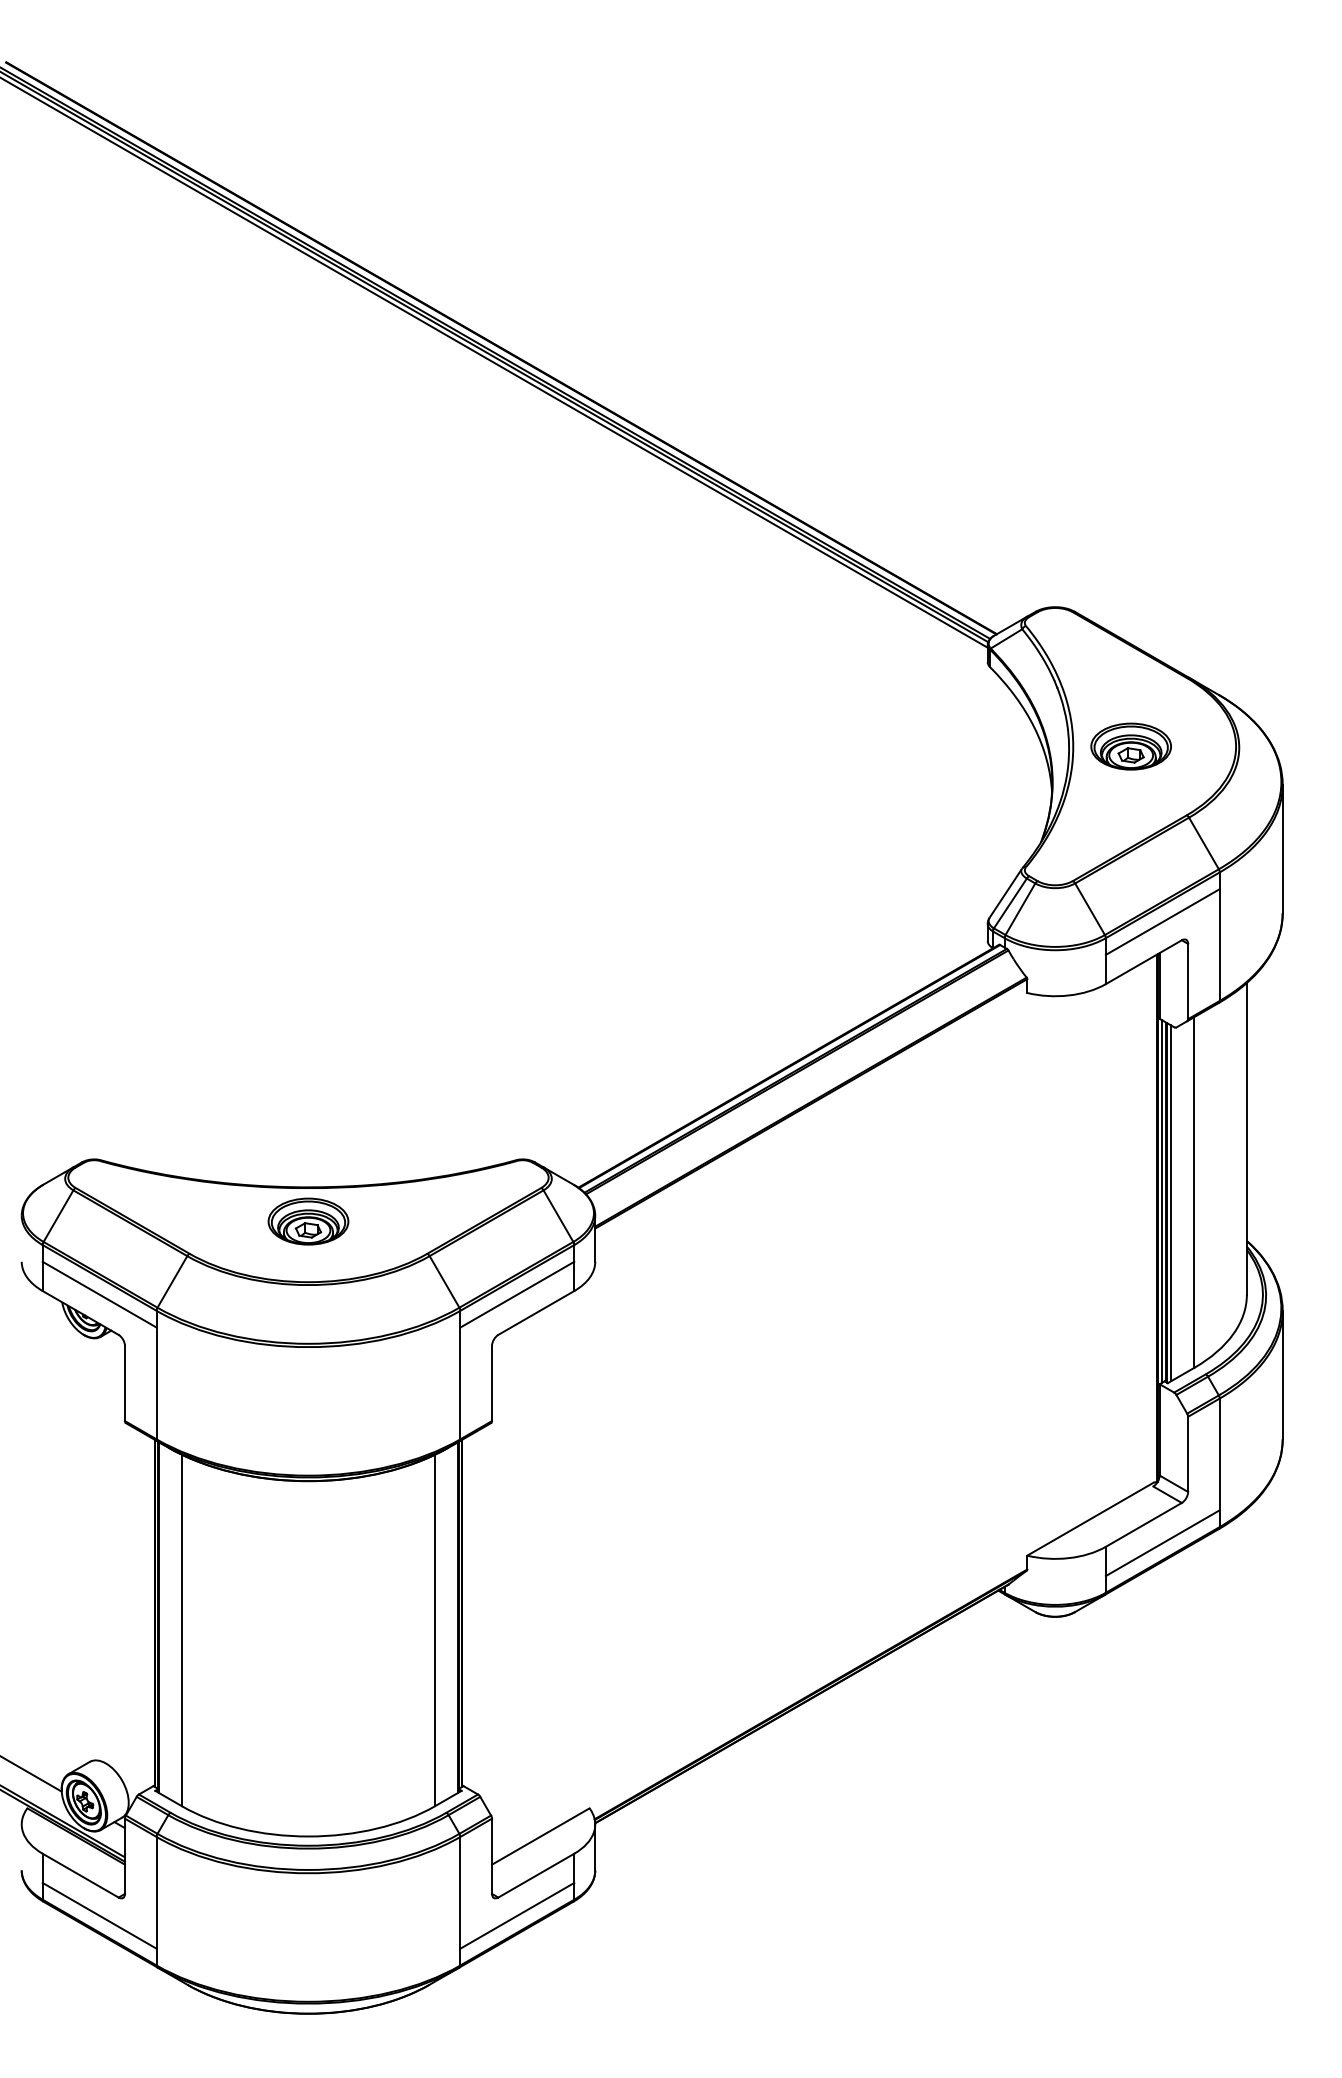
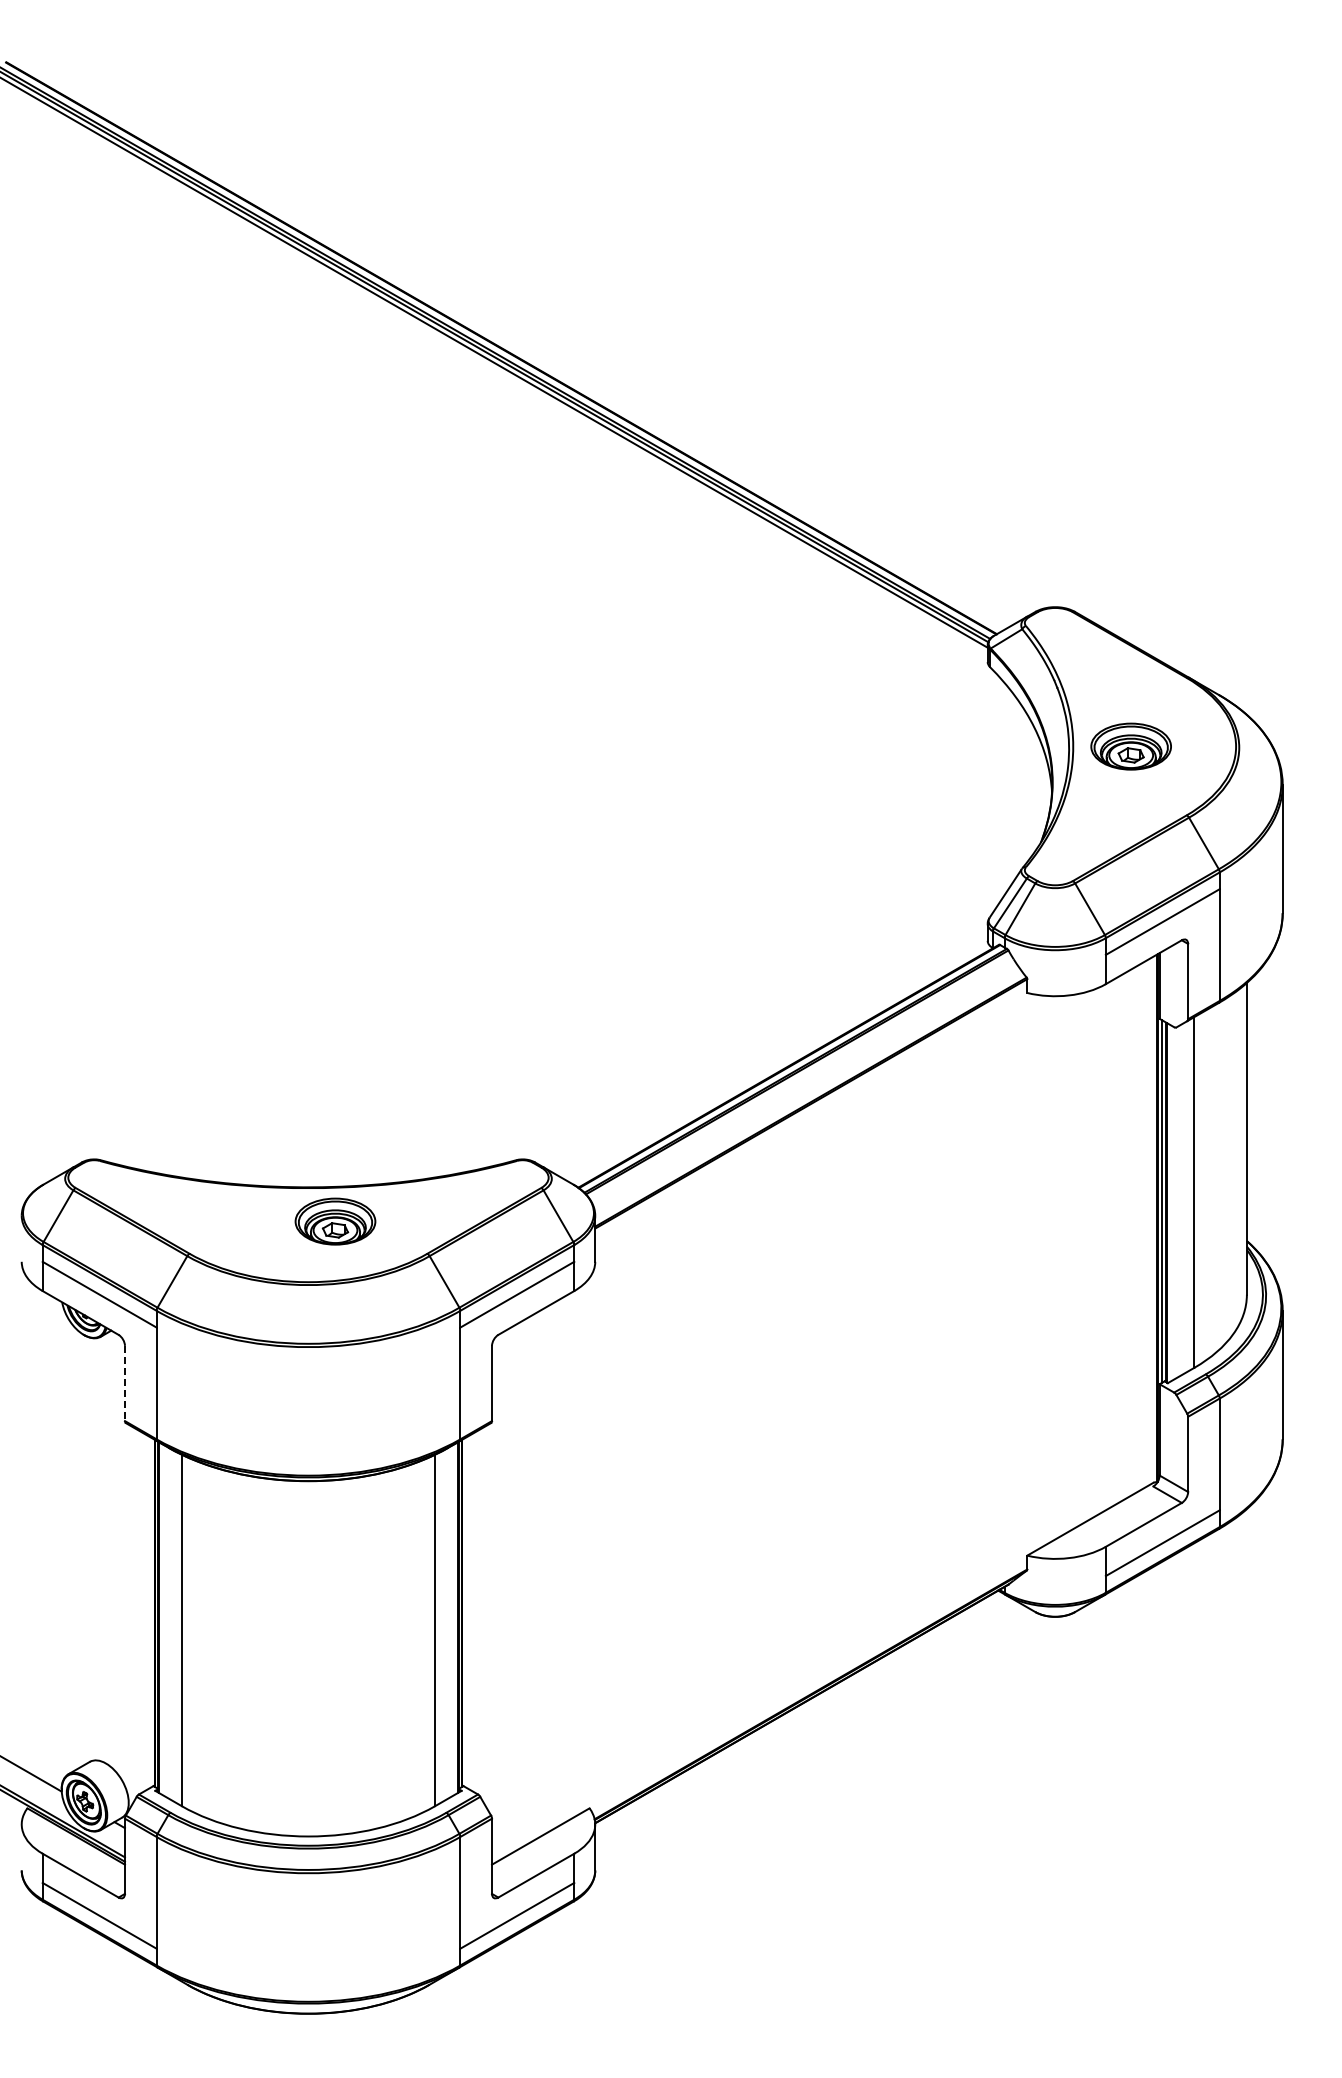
line: present -> none (1171, 1203)
part position: (308, 1221) -> (335, 1221) (335, 1221)
line: solid -> dashed (124, 1383)
